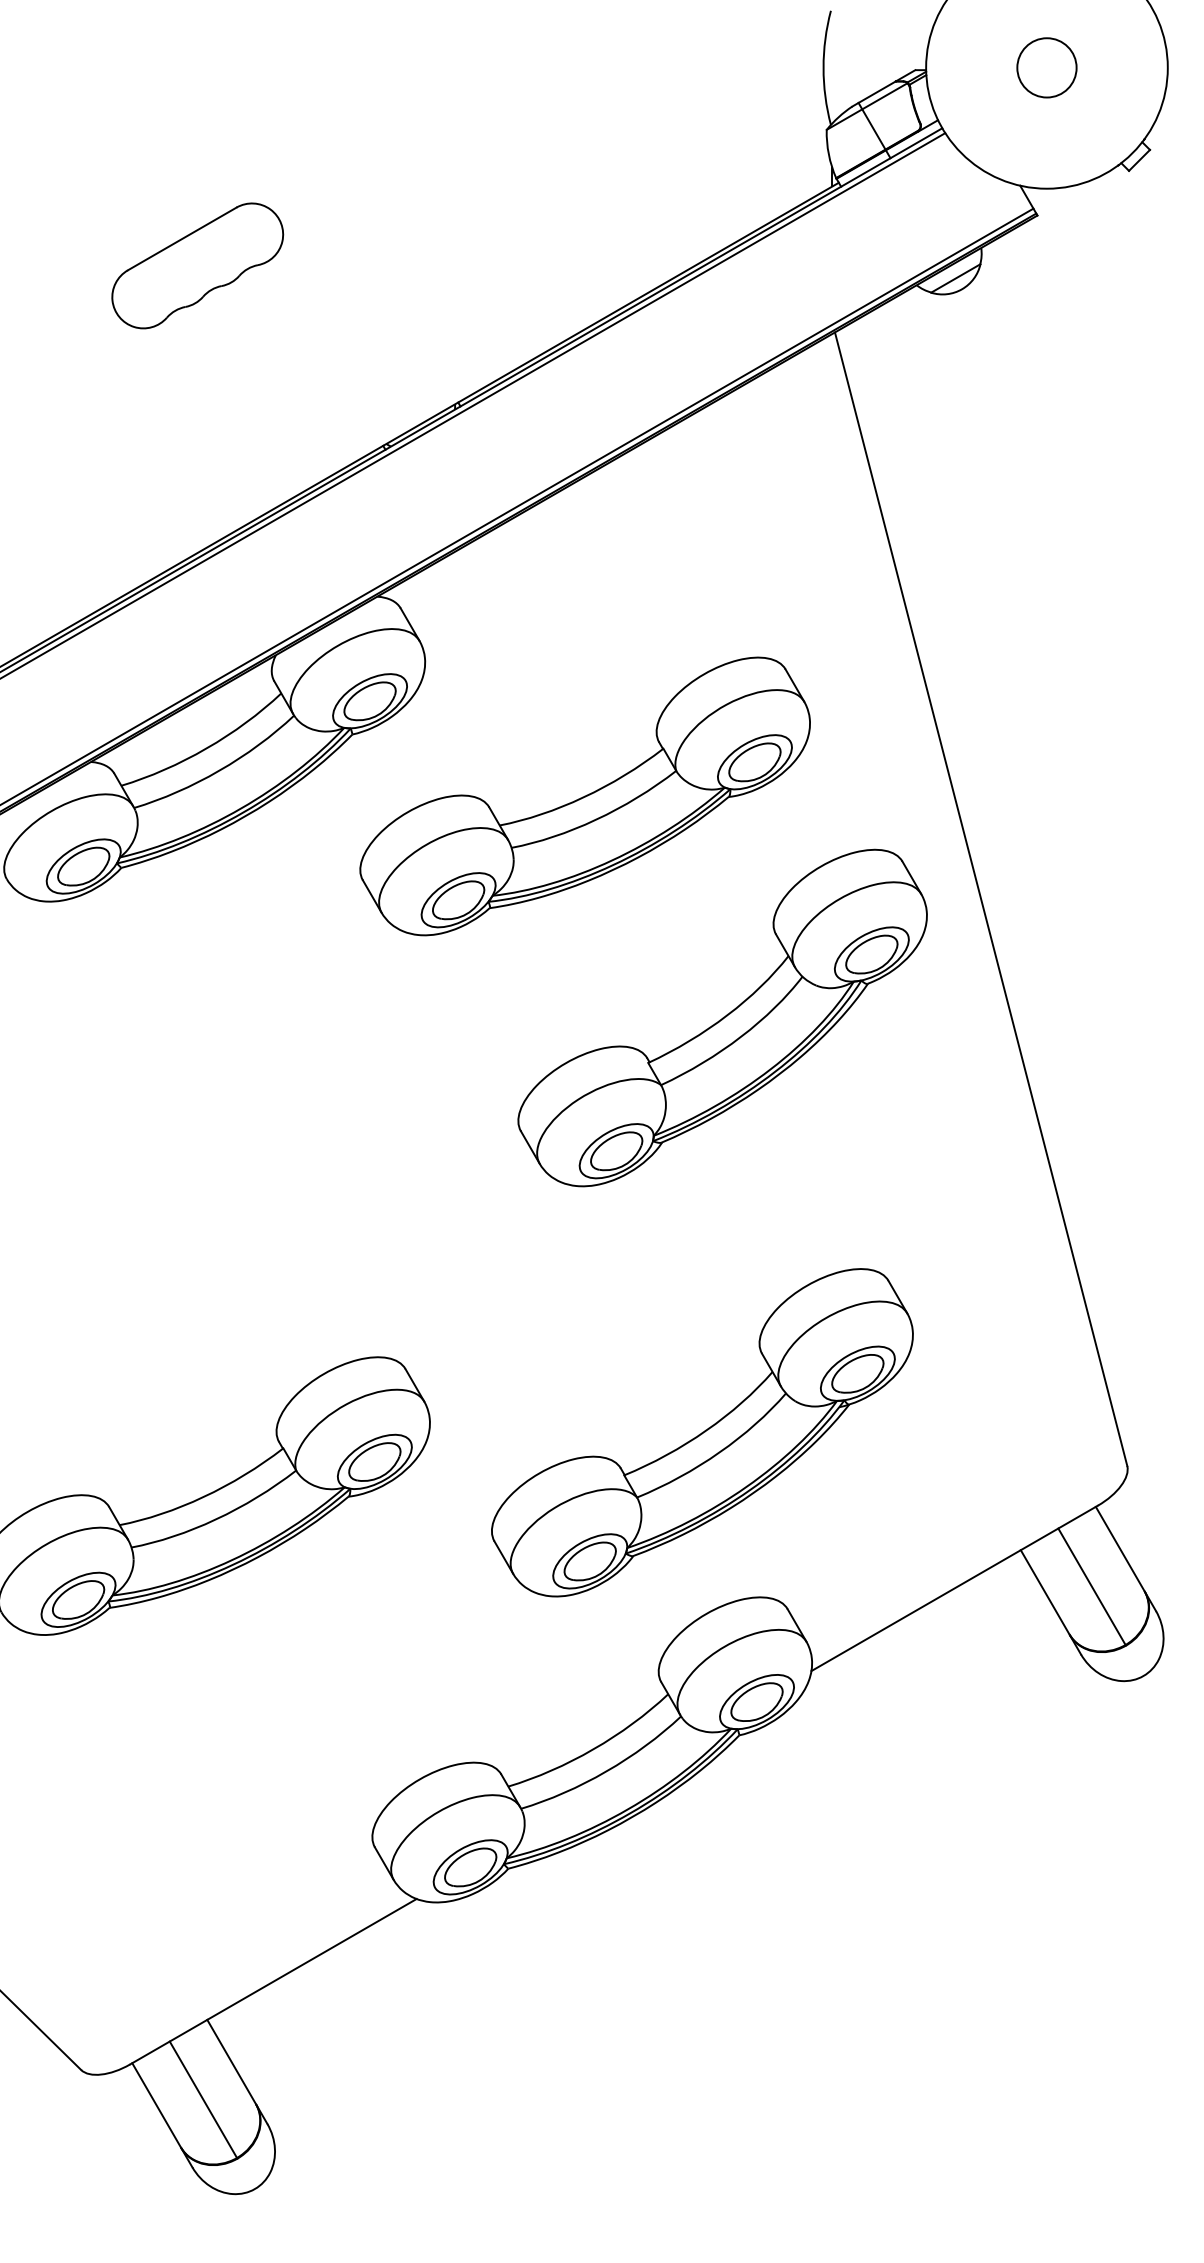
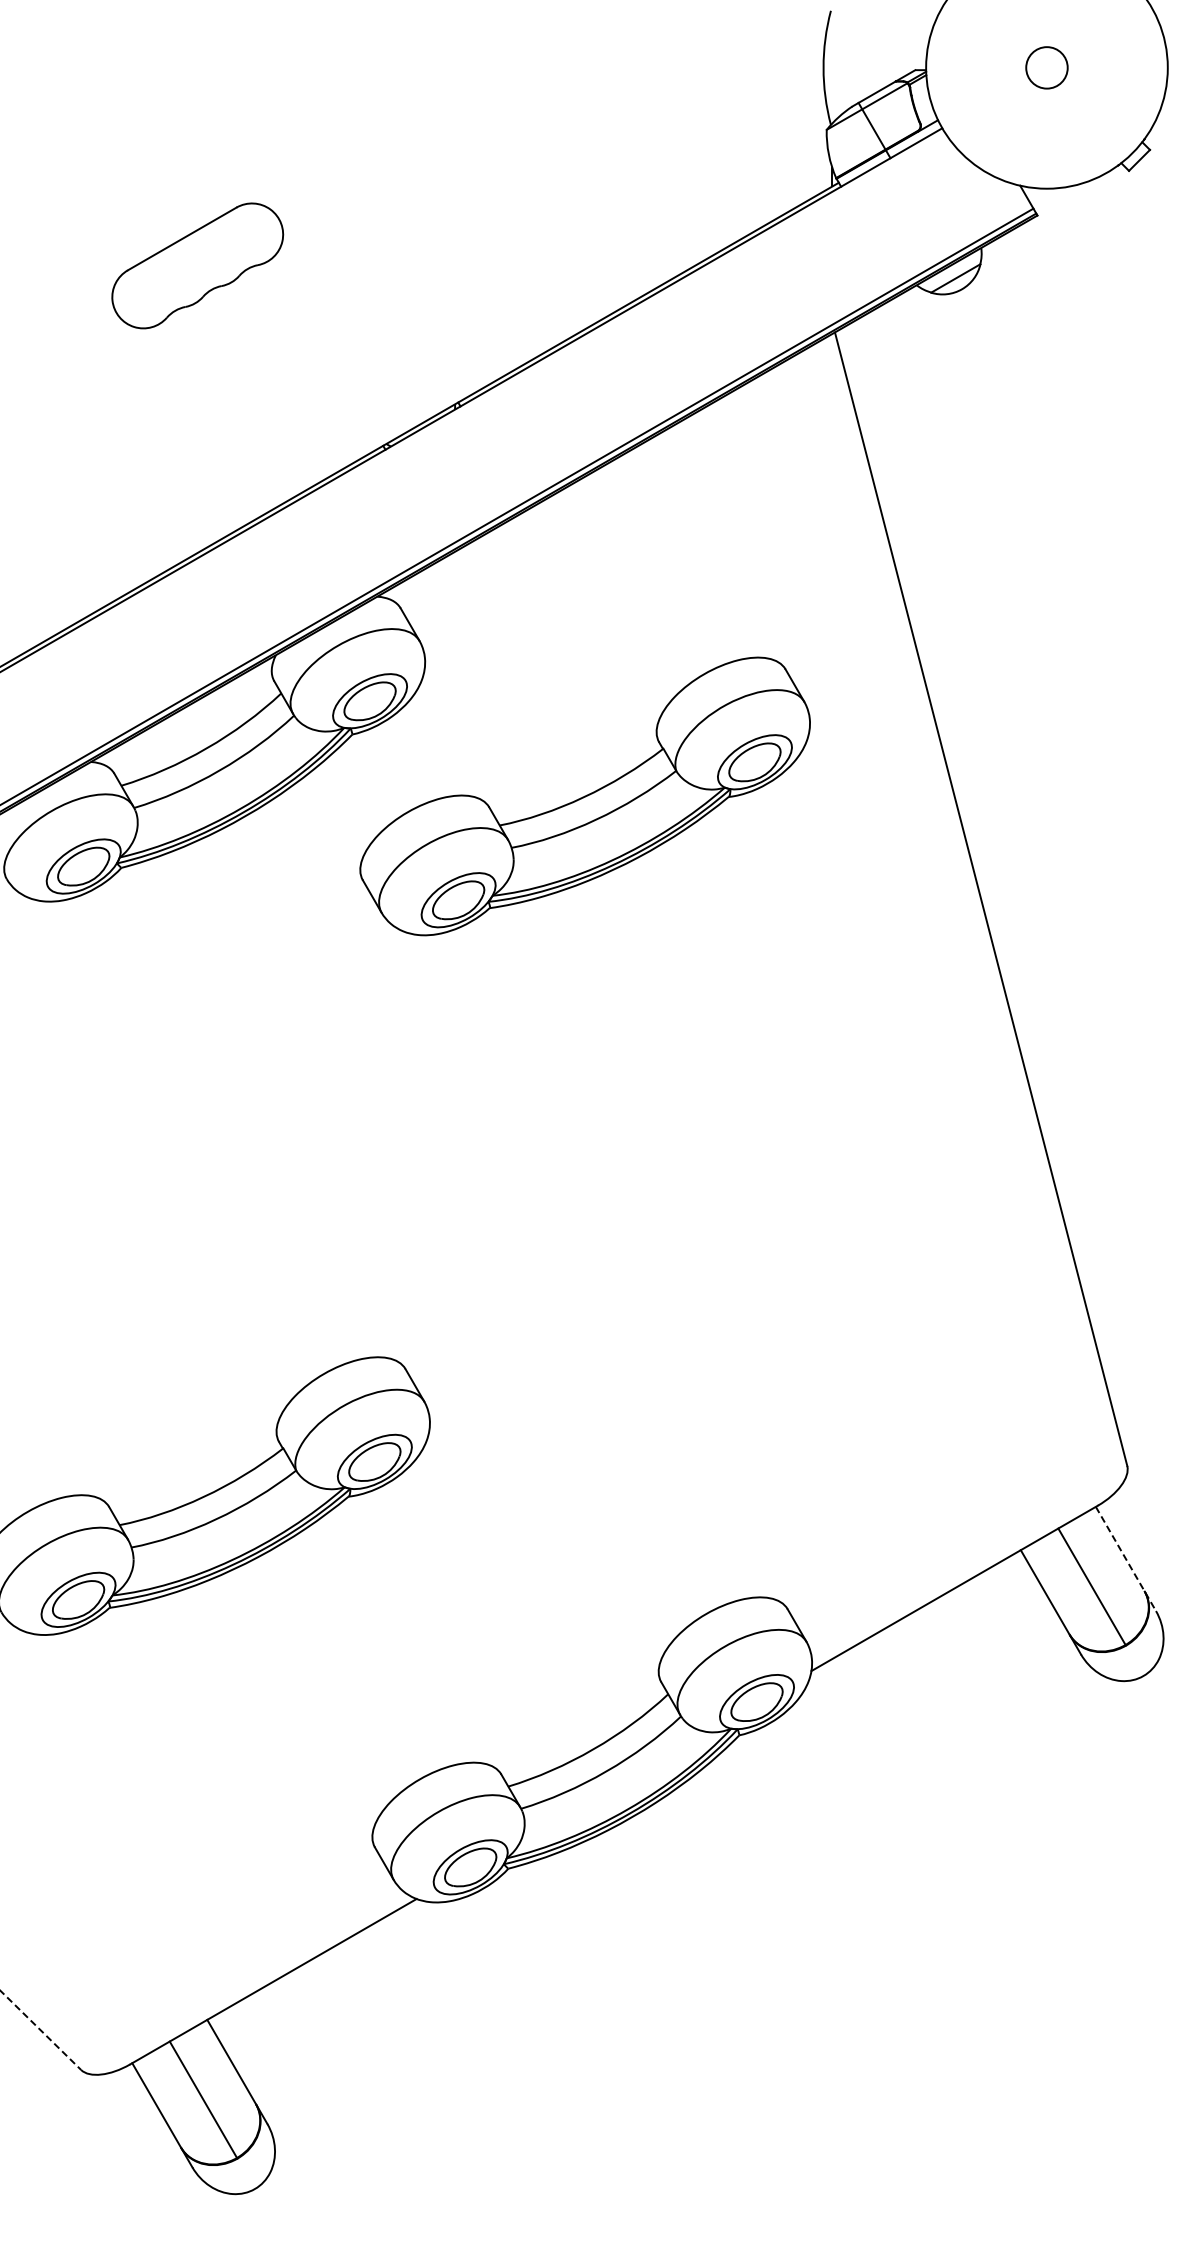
circle diameter: 59 px -> 41 px (1046, 67)
line: present -> none (473, 405)
part: present -> none (722, 1017)
part: present -> none (702, 1432)
line: solid -> dashed (1126, 1559)
line: solid -> dashed (41, 2030)
